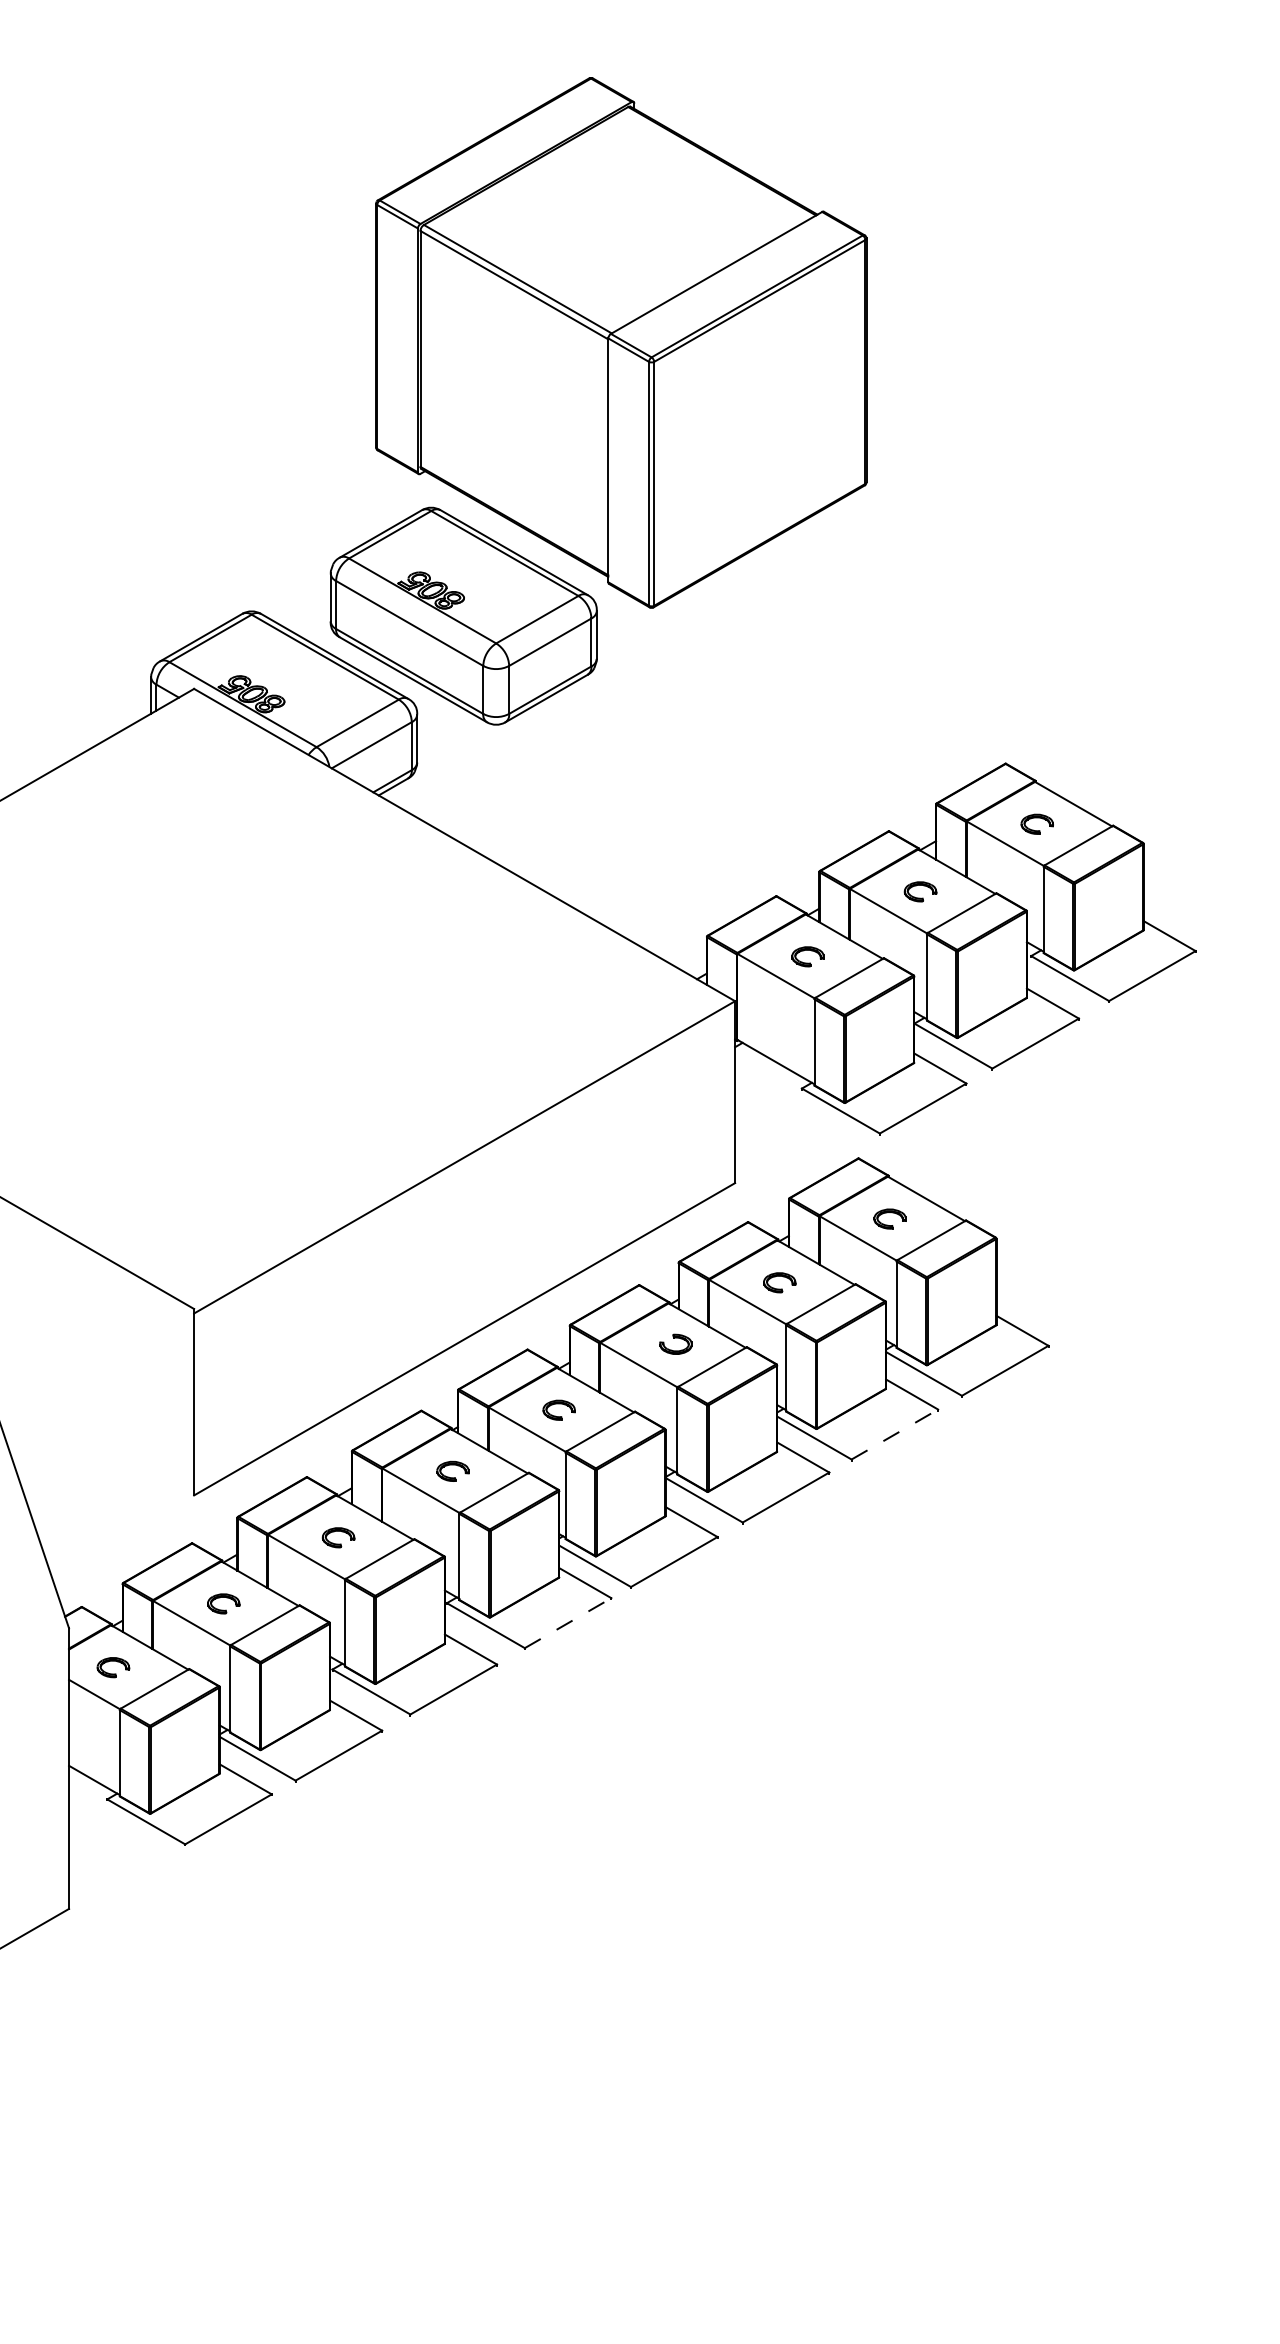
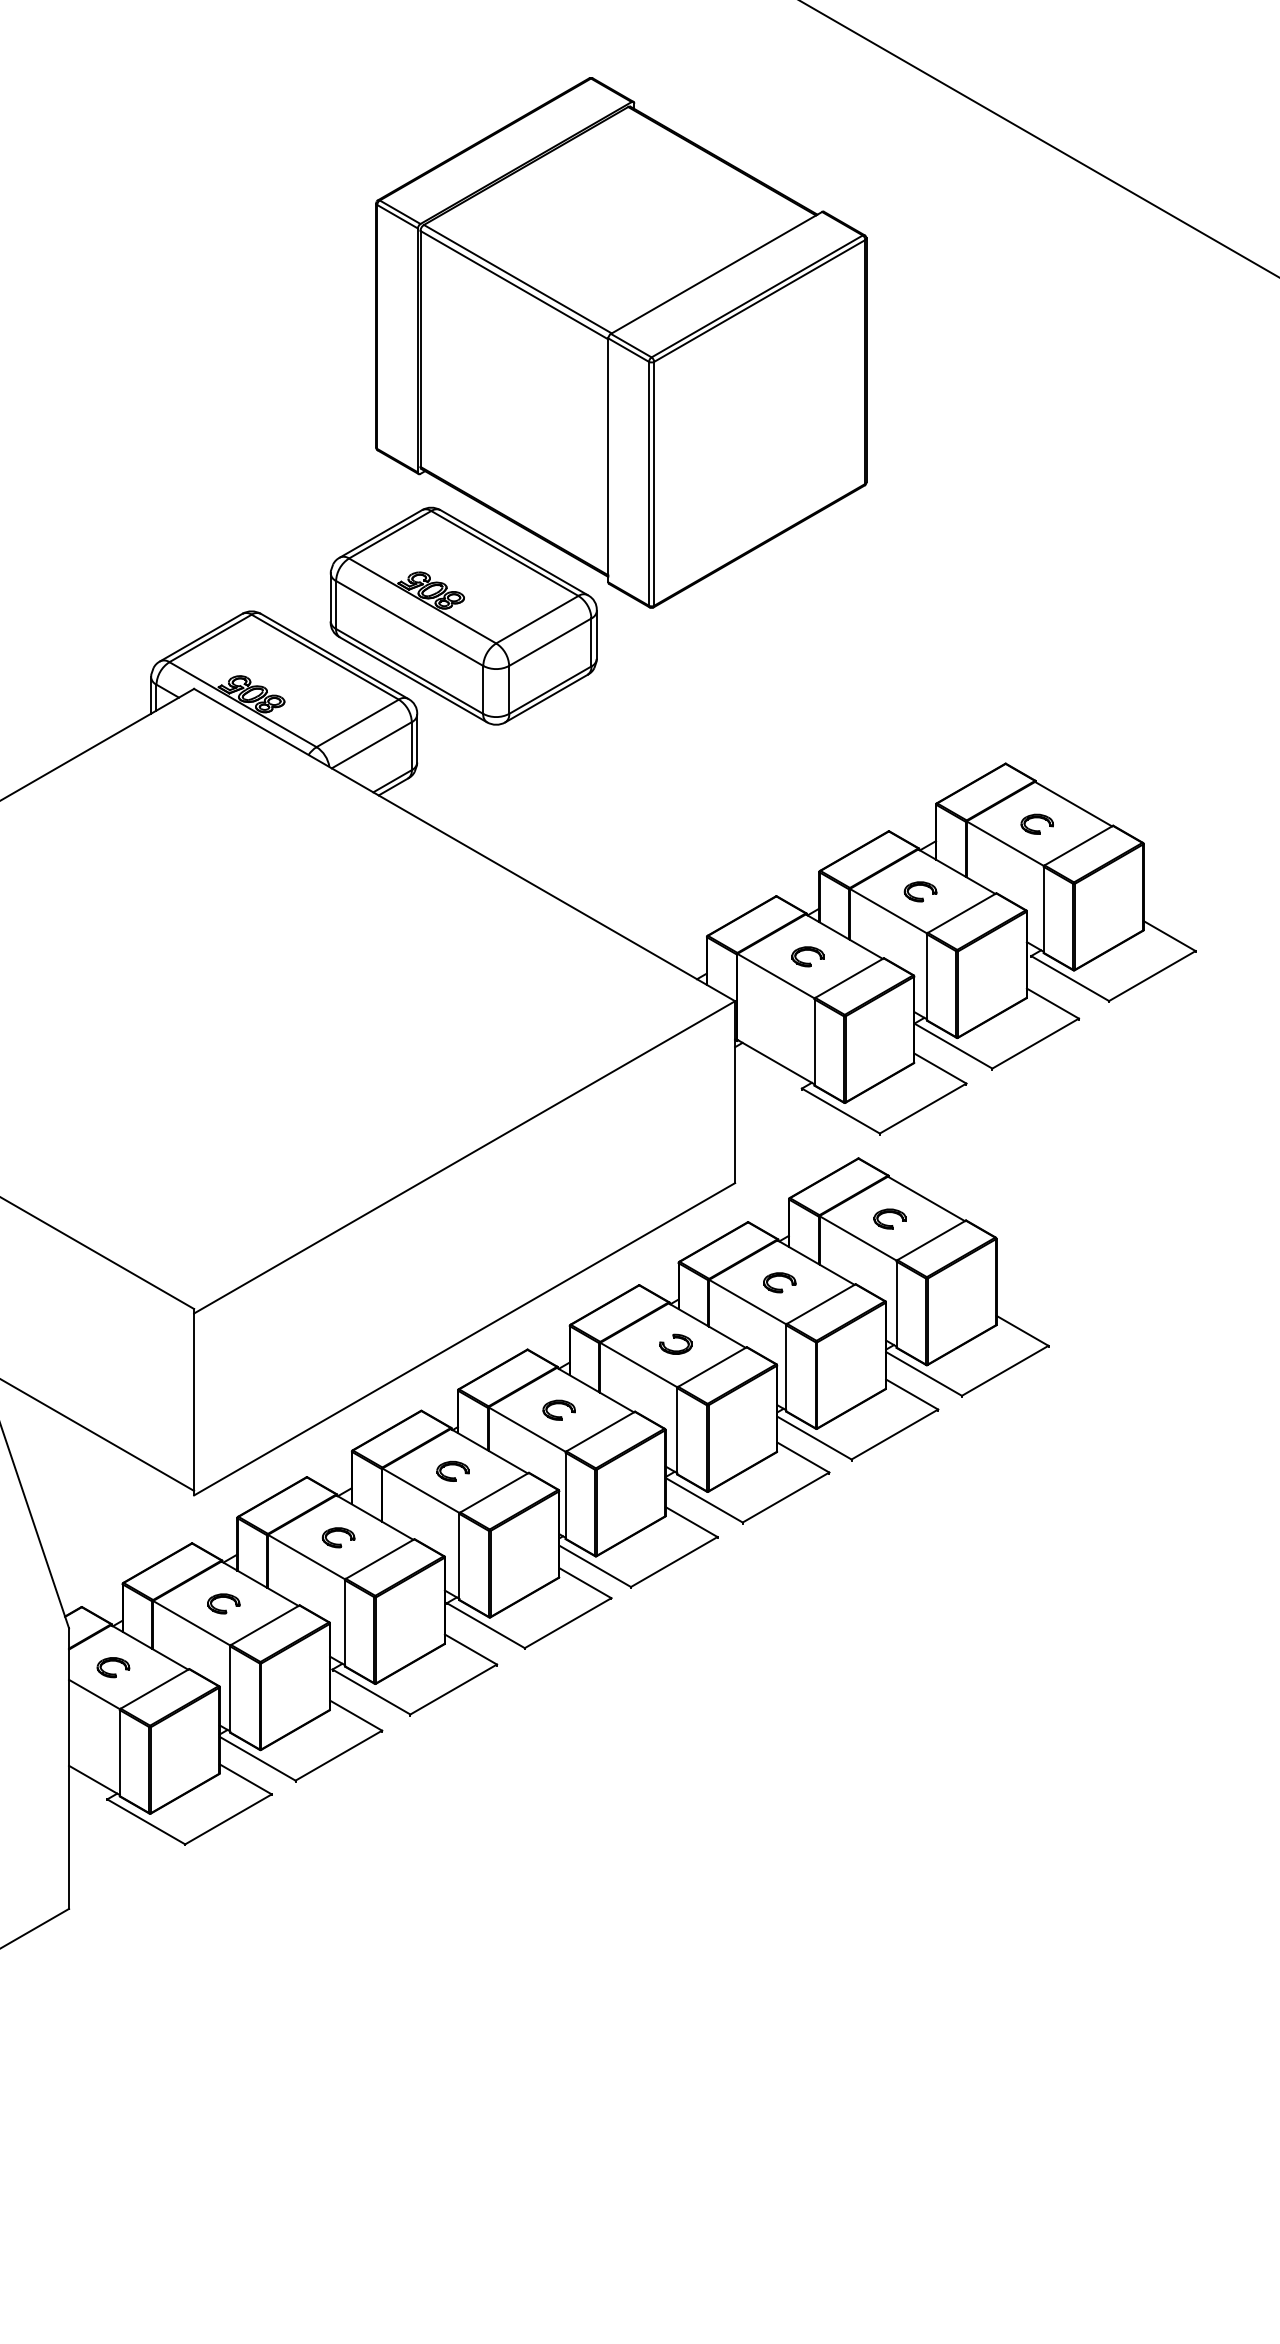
line: none -> present (1039, 139)
line: dashed -> solid (894, 1434)
line: none -> present (98, 1435)
line: dashed -> solid (568, 1623)
